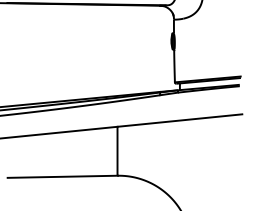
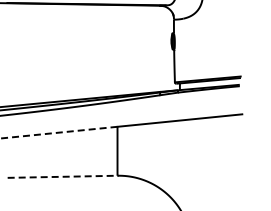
line: solid -> dashed (59, 132)
line: solid -> dashed (62, 176)
